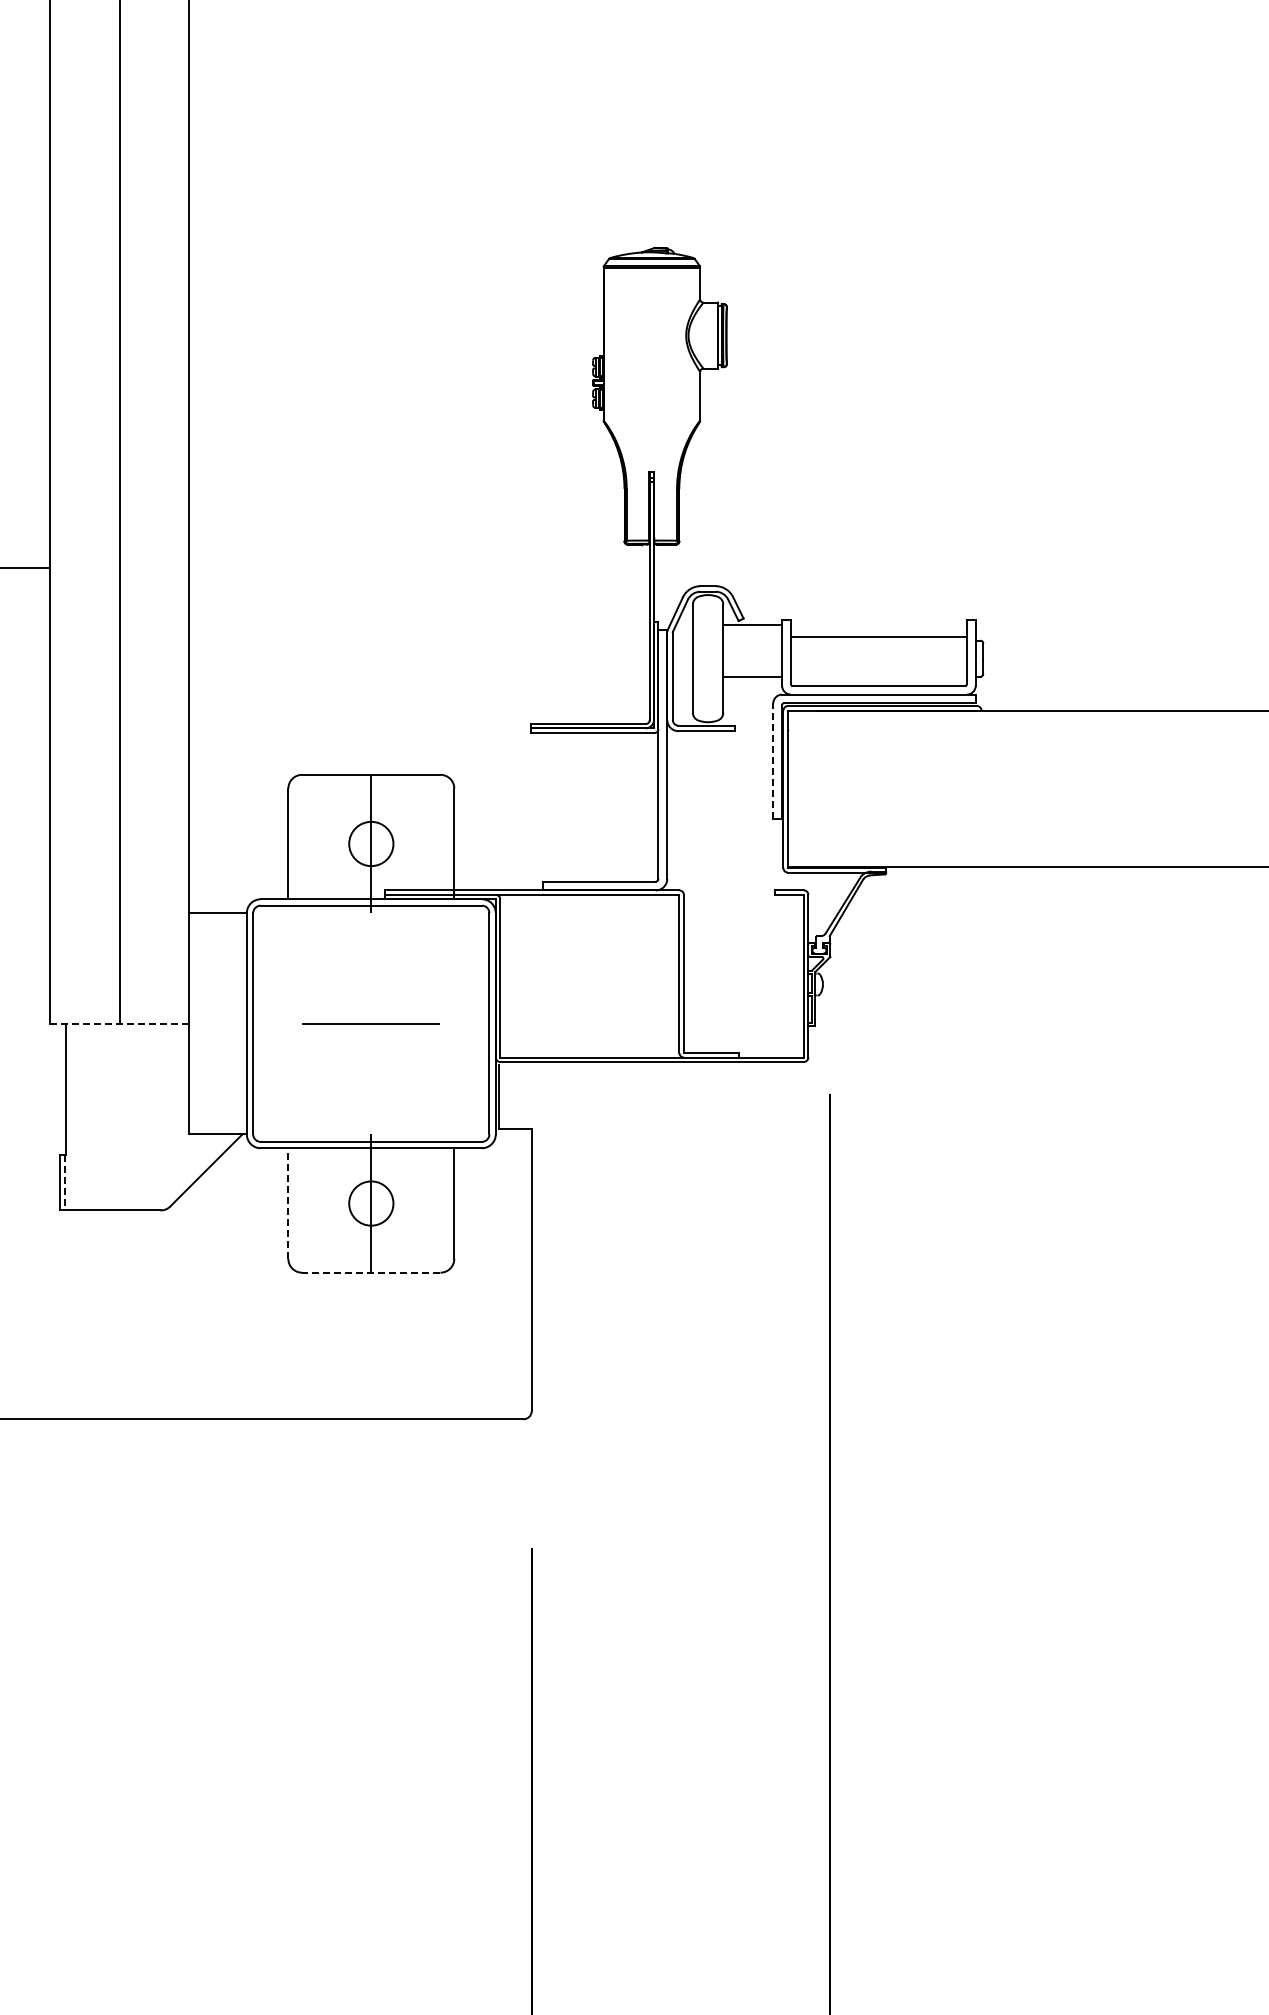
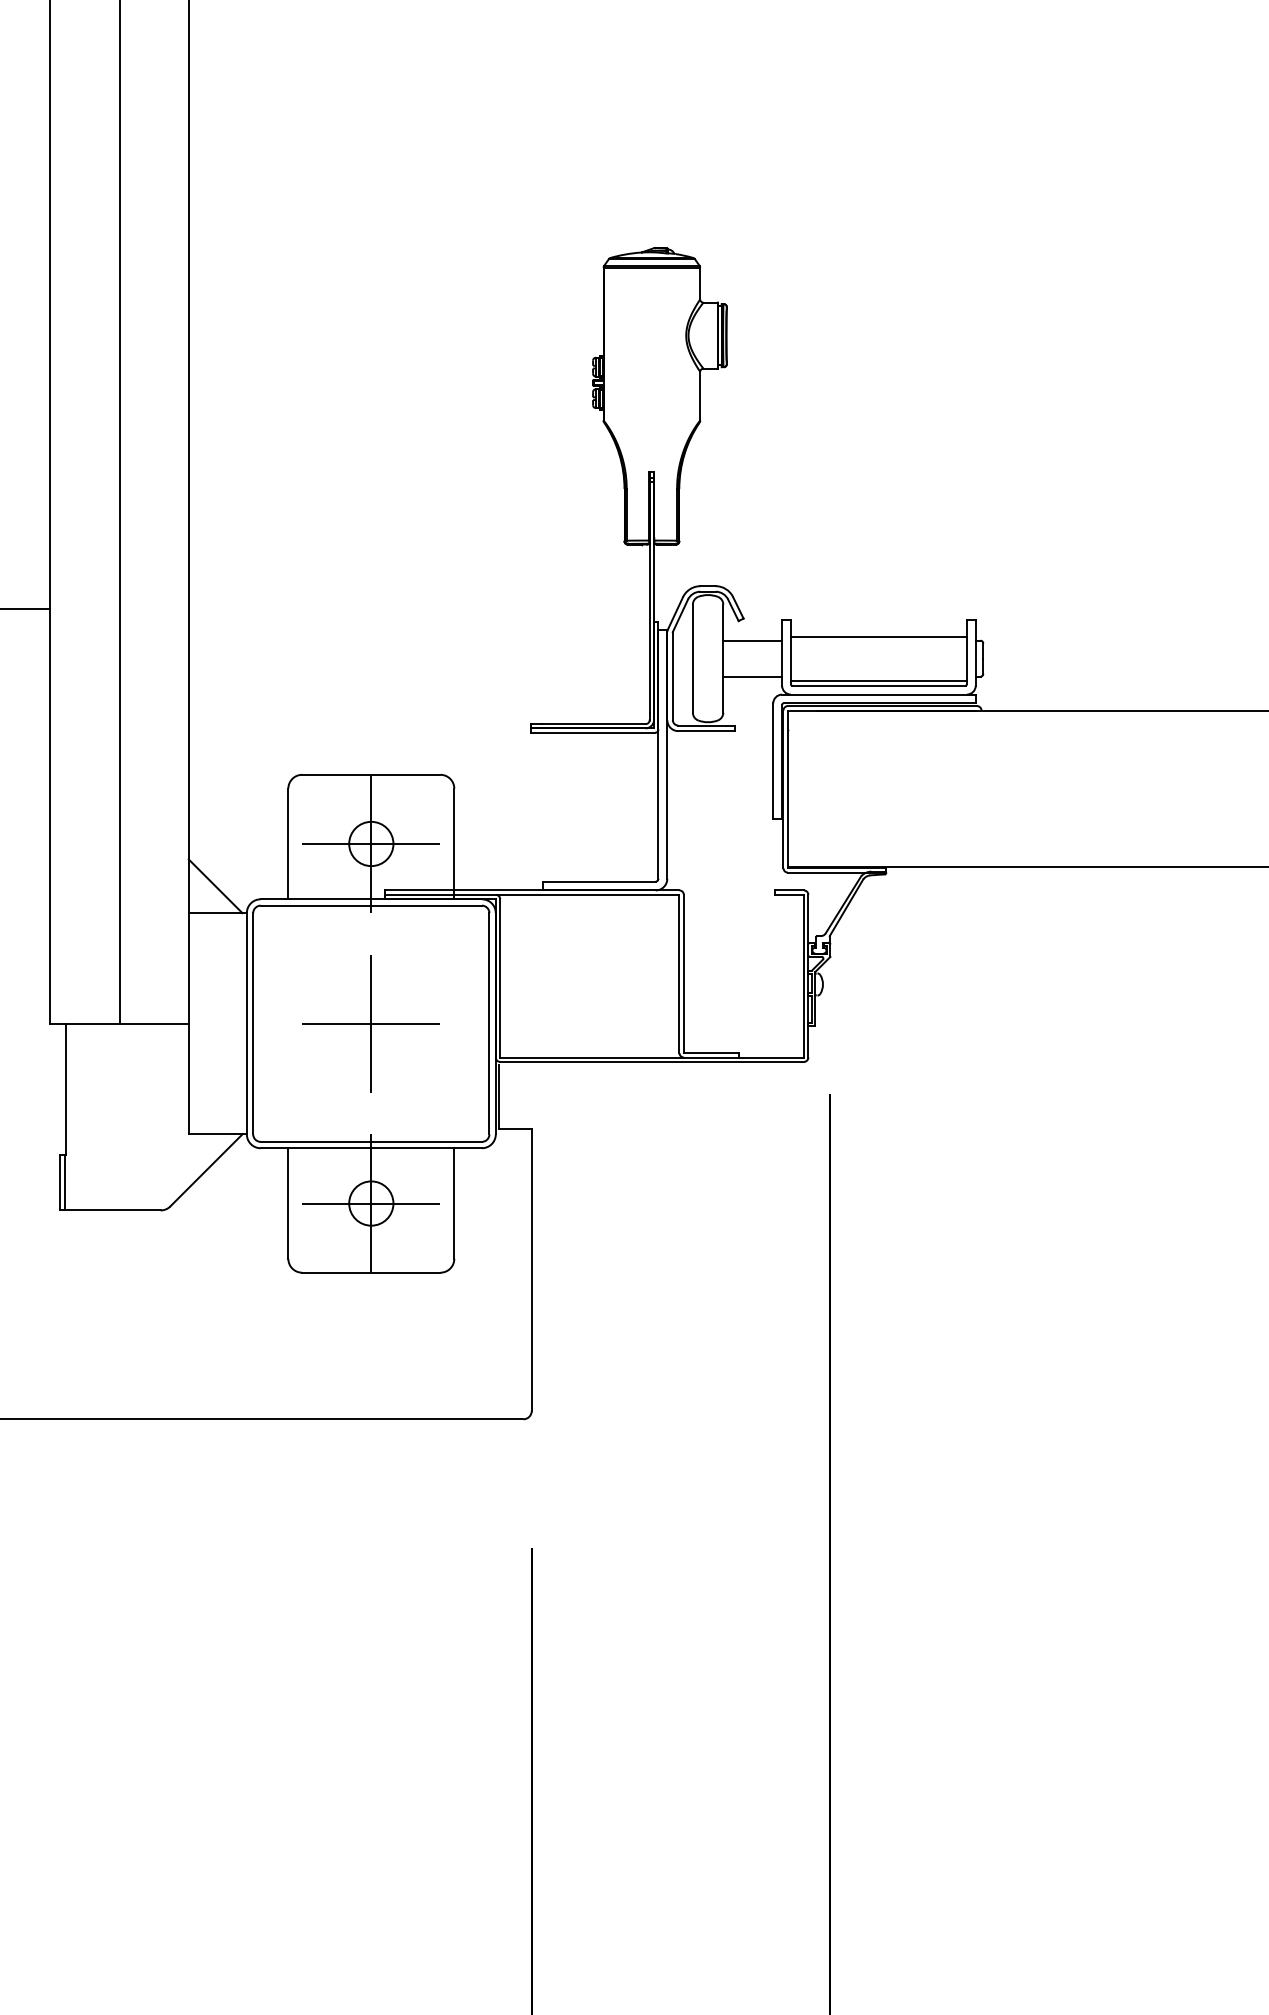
line position: (26, 567) -> (26, 608) (26, 608)
line position: (752, 624) -> (752, 640) (752, 640)
line: none -> present (878, 680)
line: dashed -> solid (773, 761)
line: none -> present (371, 843)
line: none -> present (215, 886)
line: dashed -> solid (120, 1023)
line: none -> present (371, 1023)
line: dashed -> solid (64, 1182)
line: dashed -> solid (288, 1203)
line: none -> present (371, 1203)
line: dashed -> solid (370, 1272)
